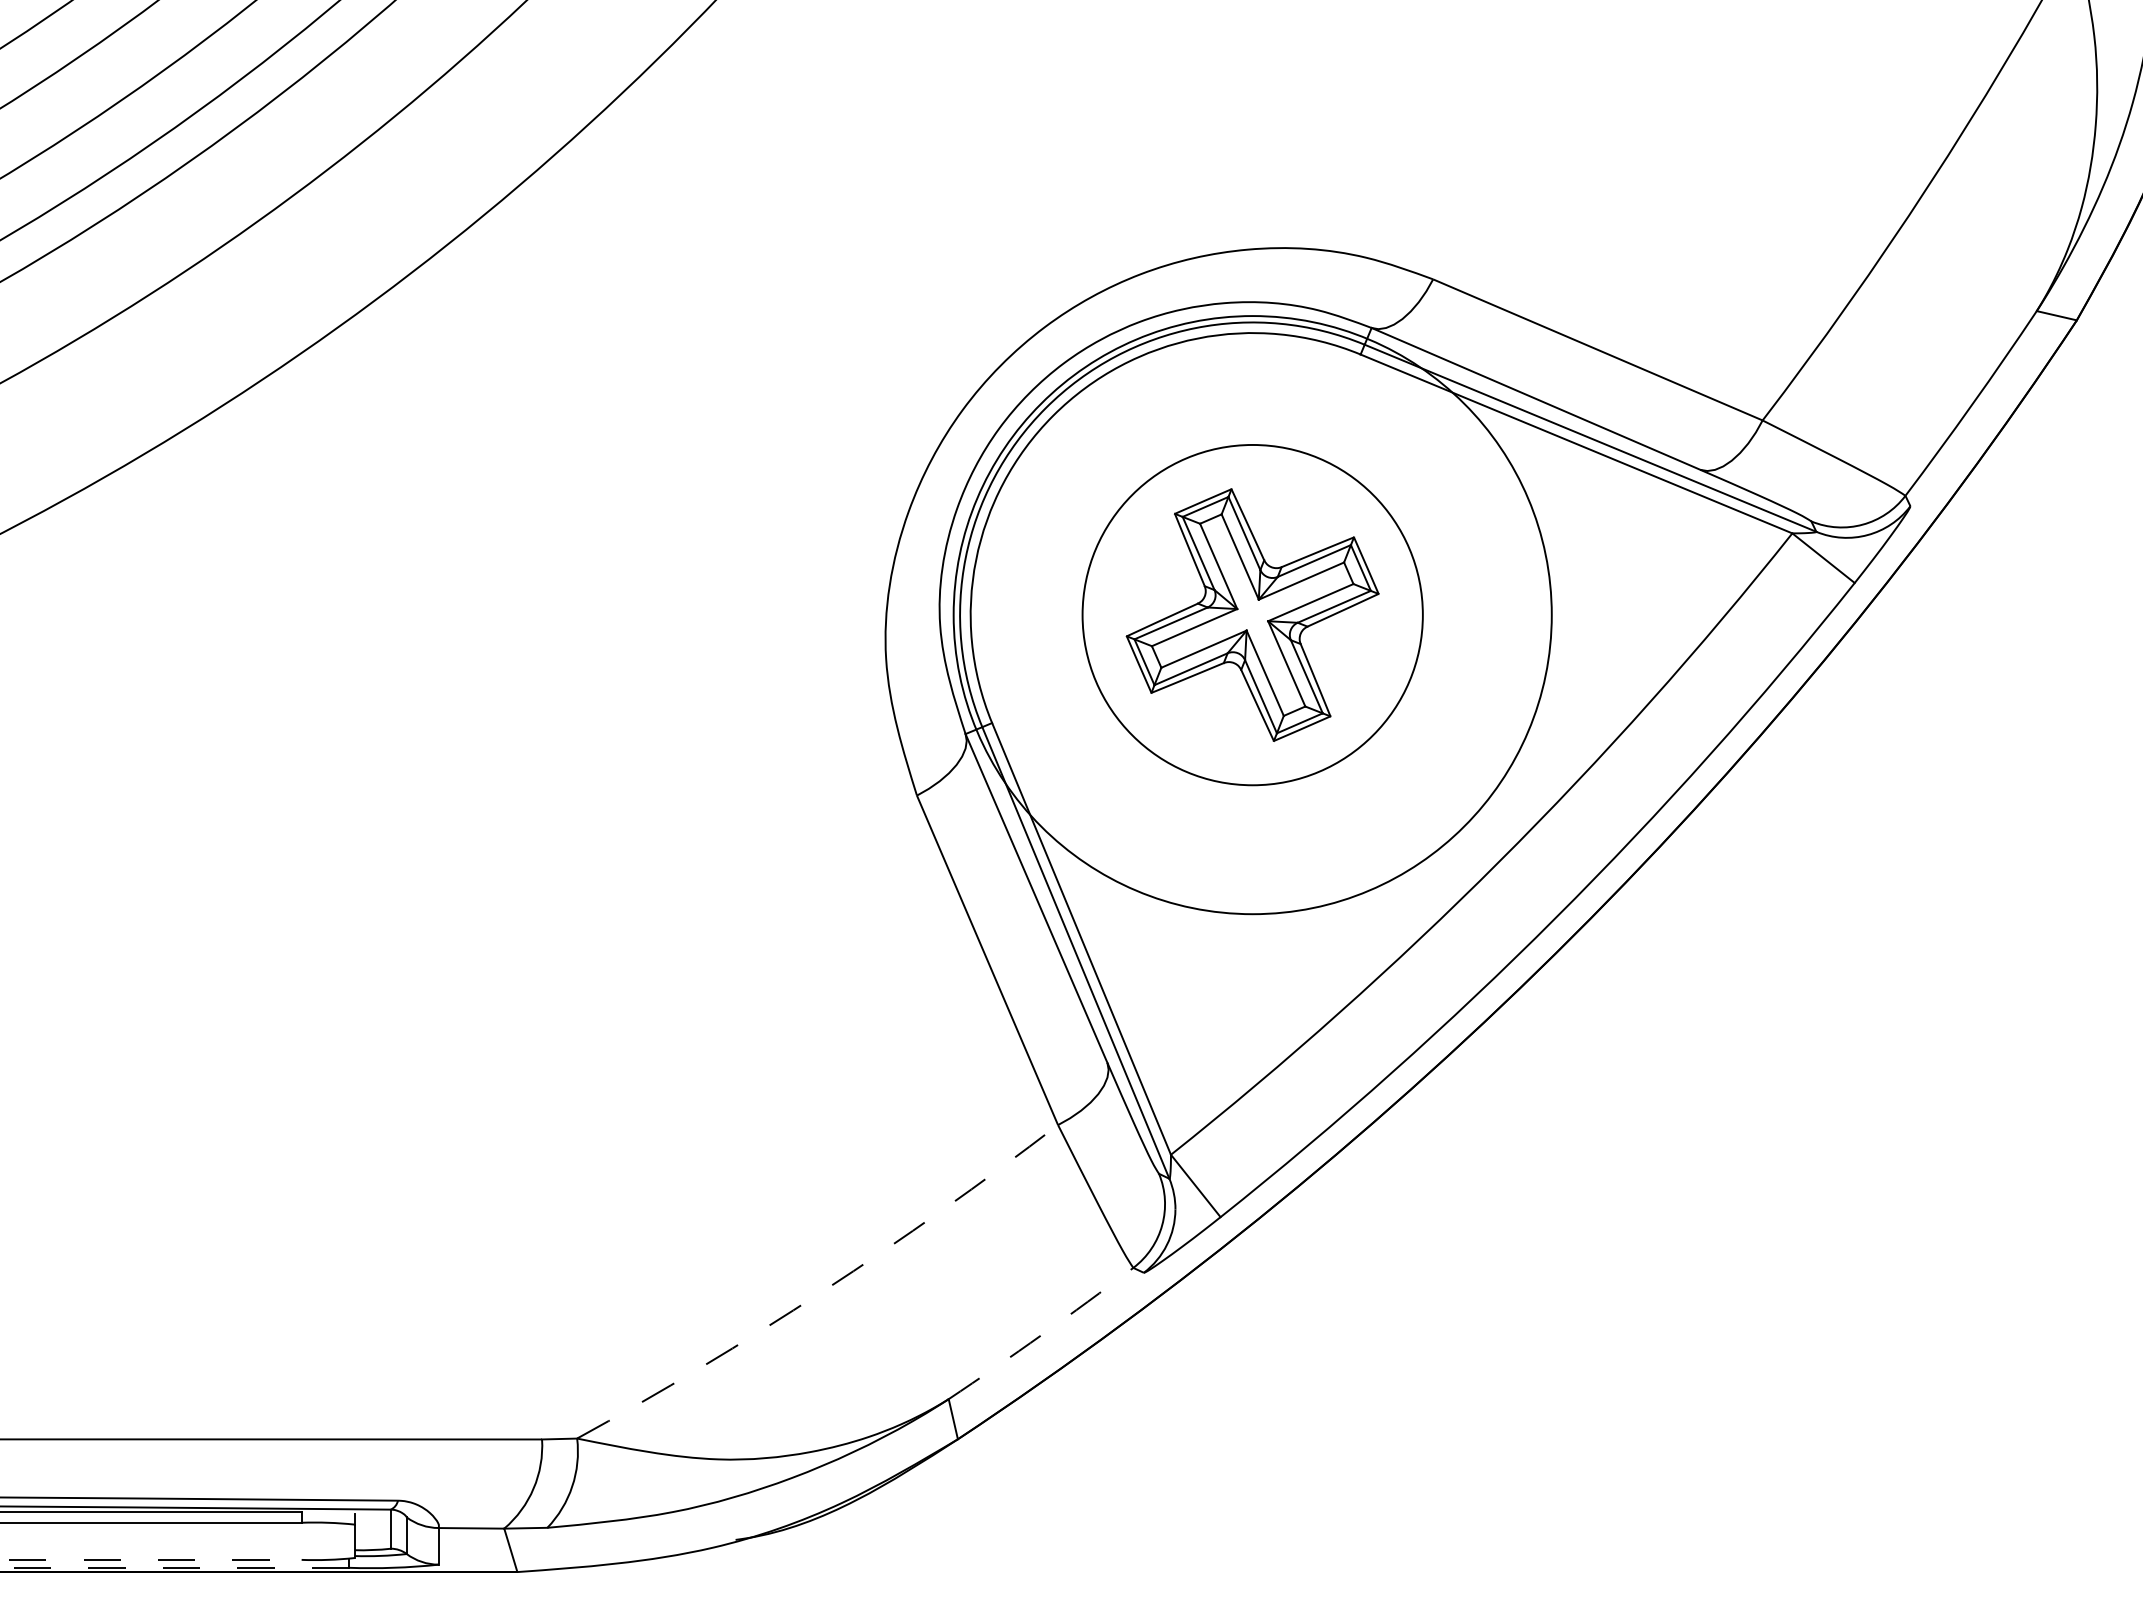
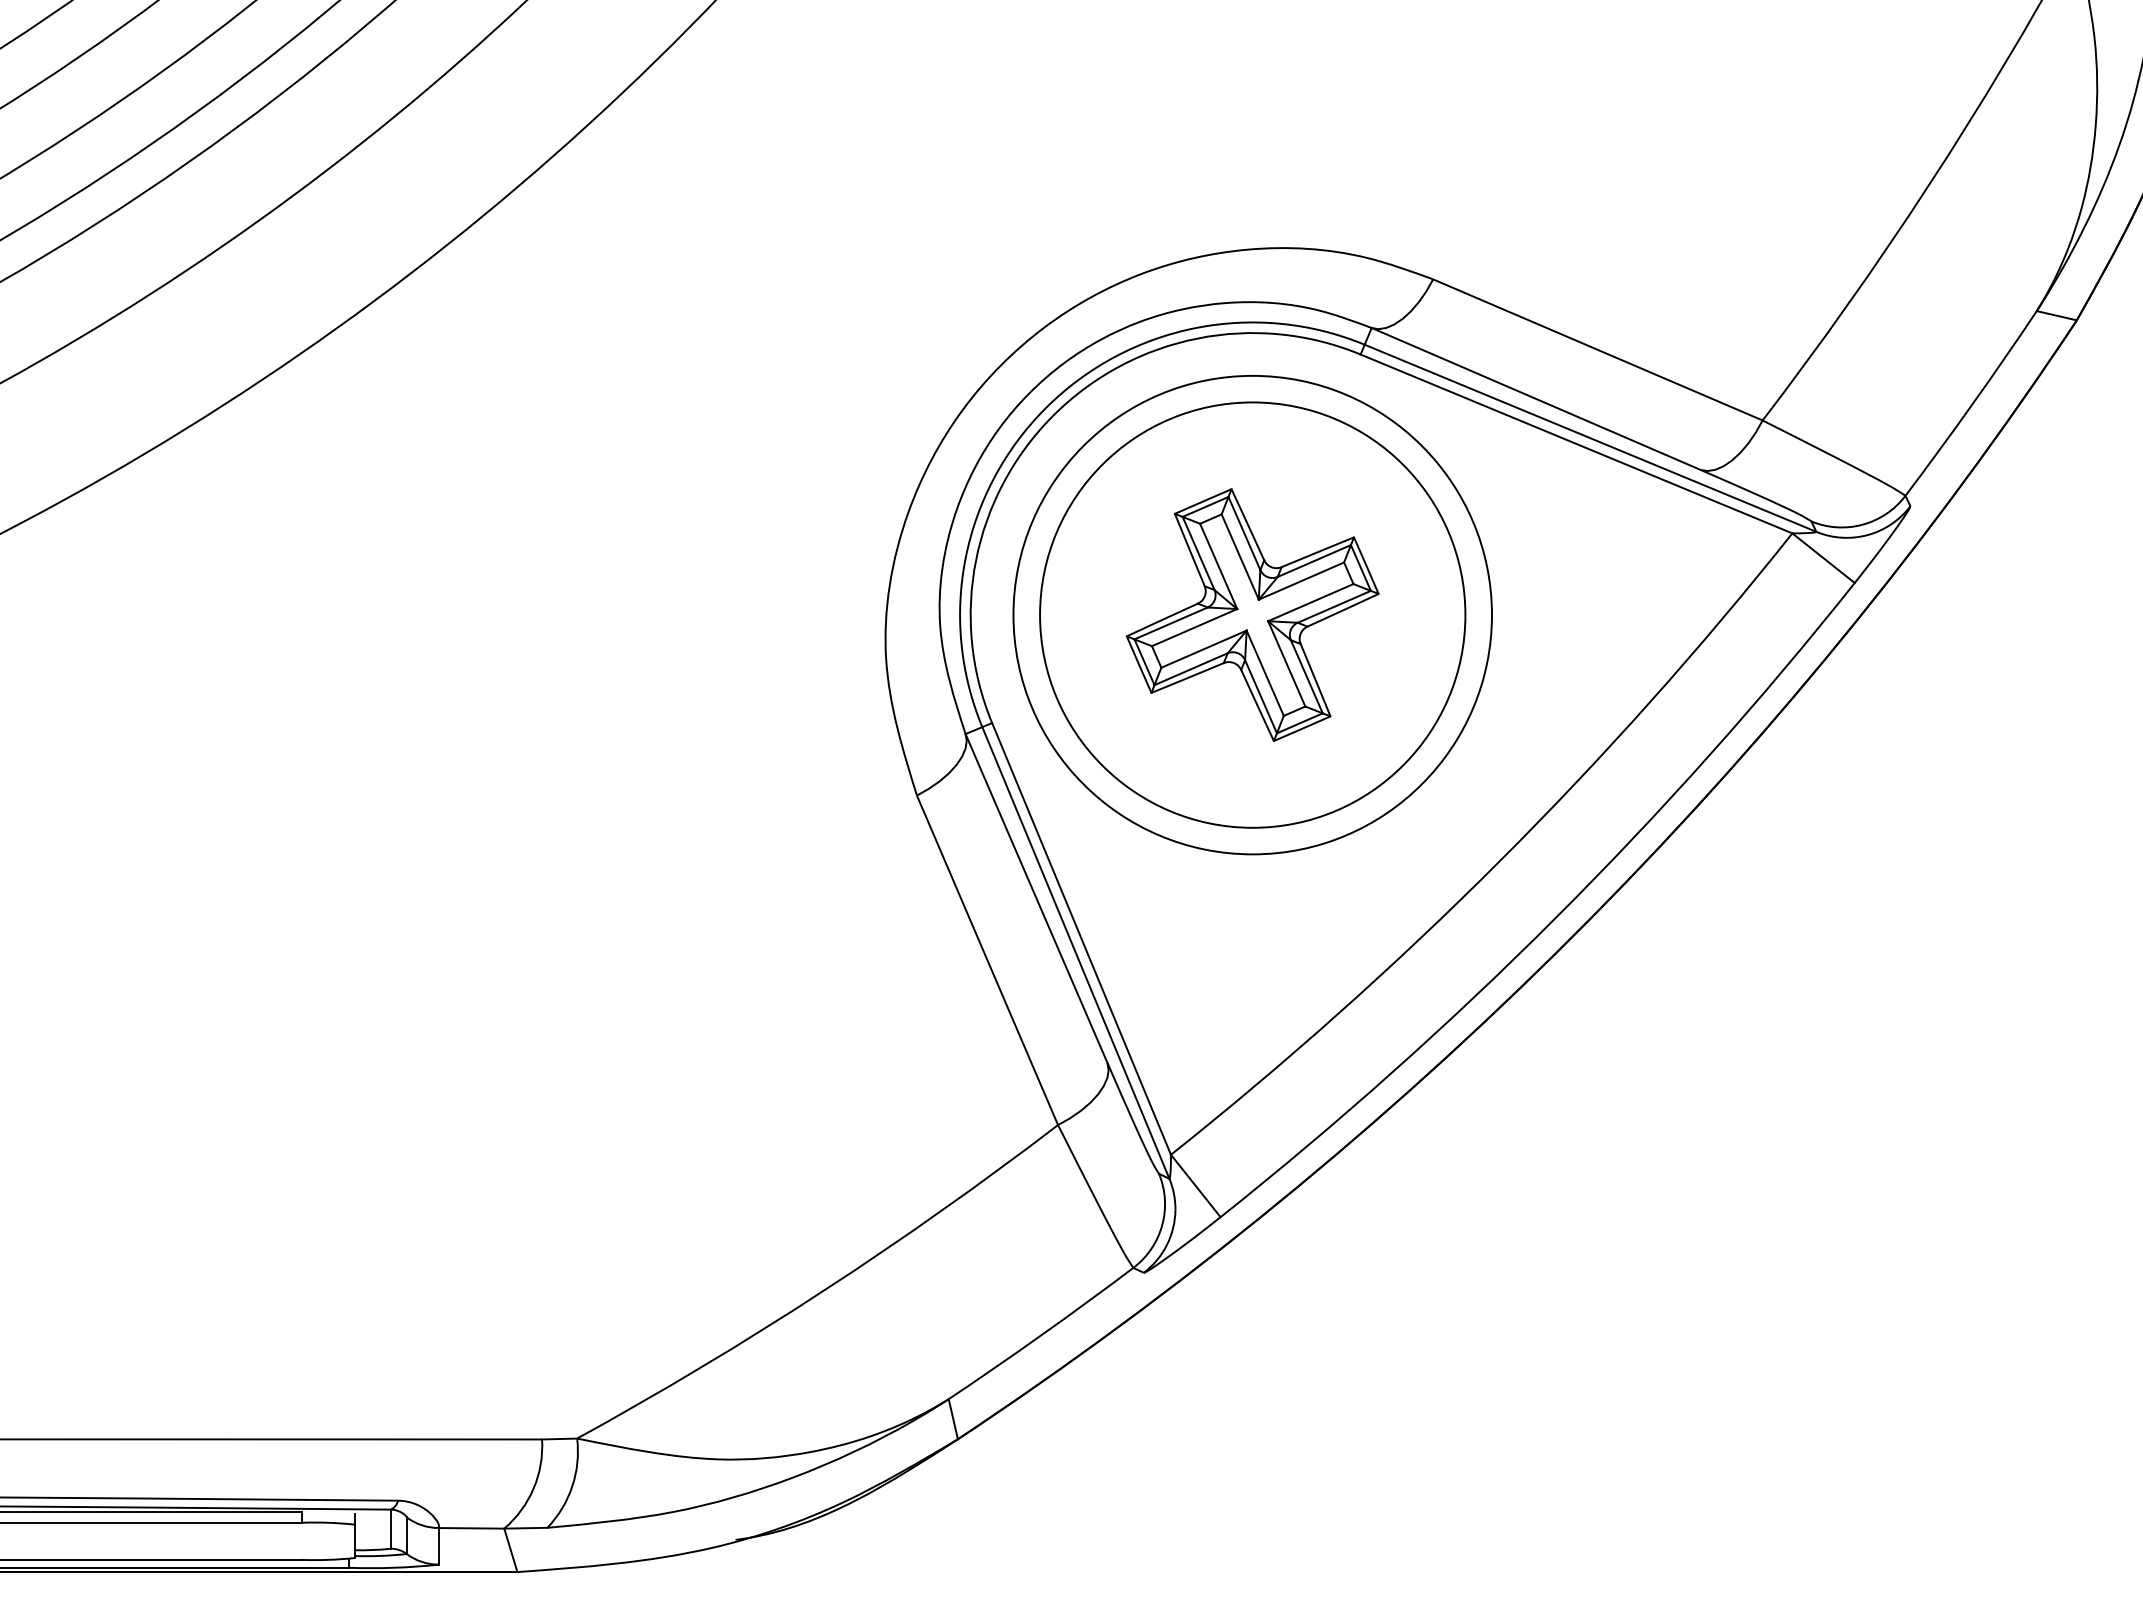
circle diameter: 340 px -> 425 px (1252, 614)
circle diameter: 598 px -> 479 px (1252, 614)
arc: dashed -> solid (823, 1290)
arc: dashed -> solid (1042, 1334)
line: dashed -> solid (151, 1559)
line: dashed -> solid (174, 1567)
